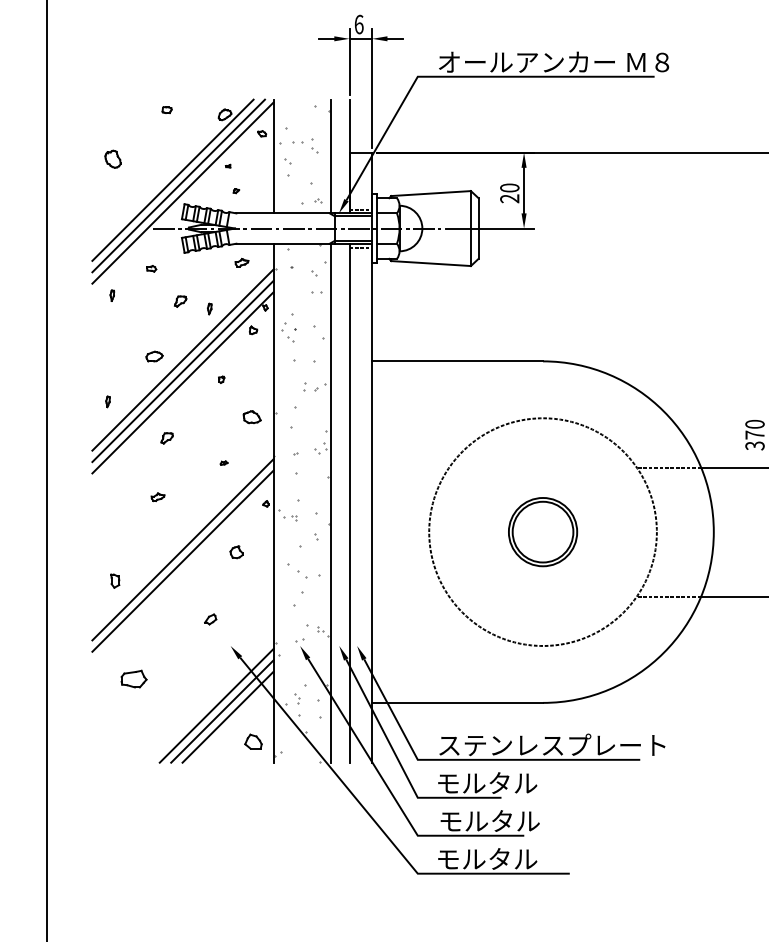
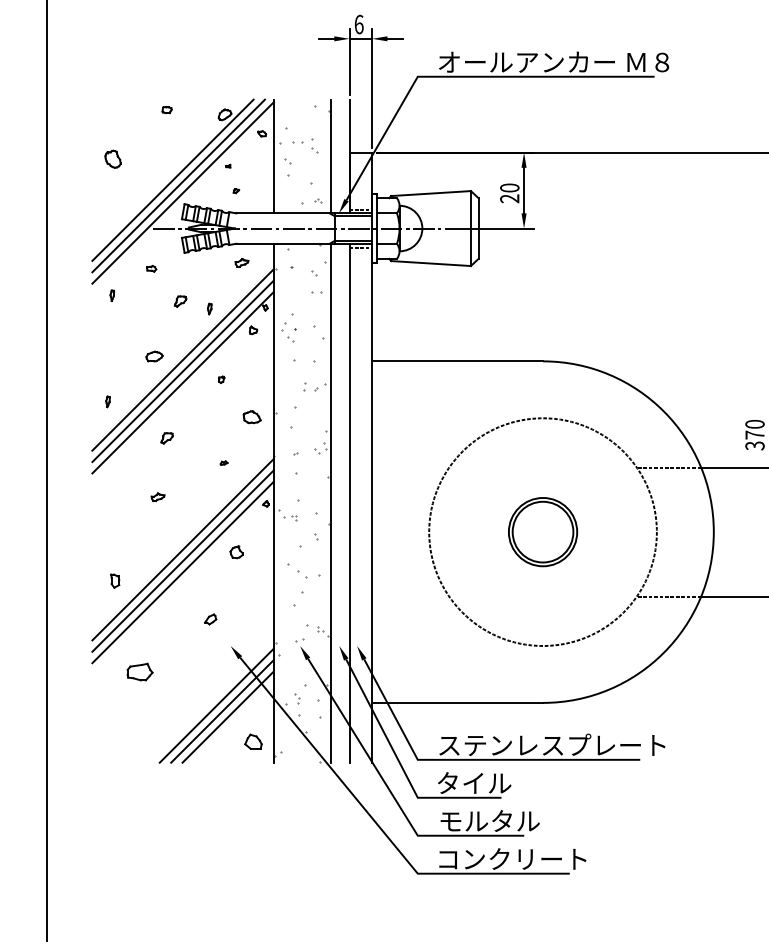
line: none -> present (182, 572)
part position: (133, 678) -> (139, 671) (139, 671)
text: モルタル -> タイル (487, 782)
text: モルタル -> コンクリート (512, 858)
